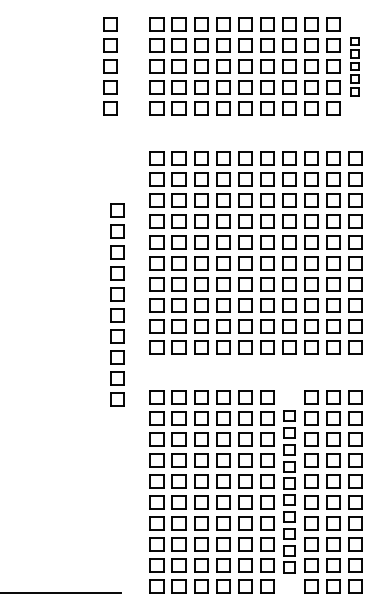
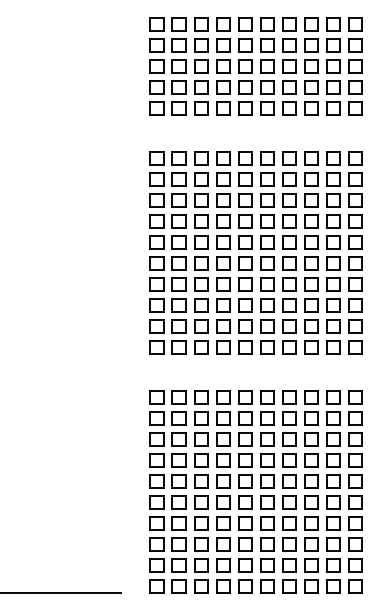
part: present -> none (110, 66)
part size: 10x60 px -> 15x99 px (355, 66)
part: present -> none (117, 304)
part size: 13x164 px -> 15x204 px (289, 491)
